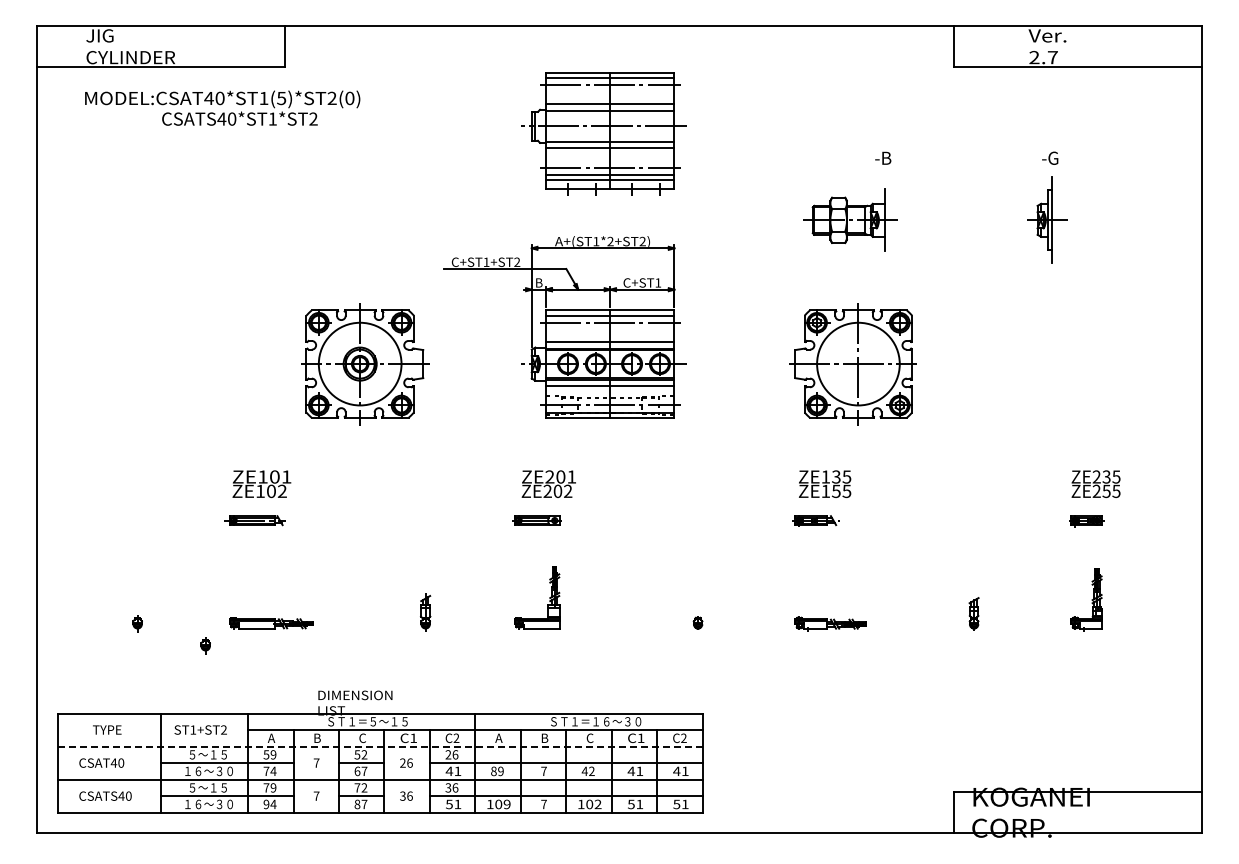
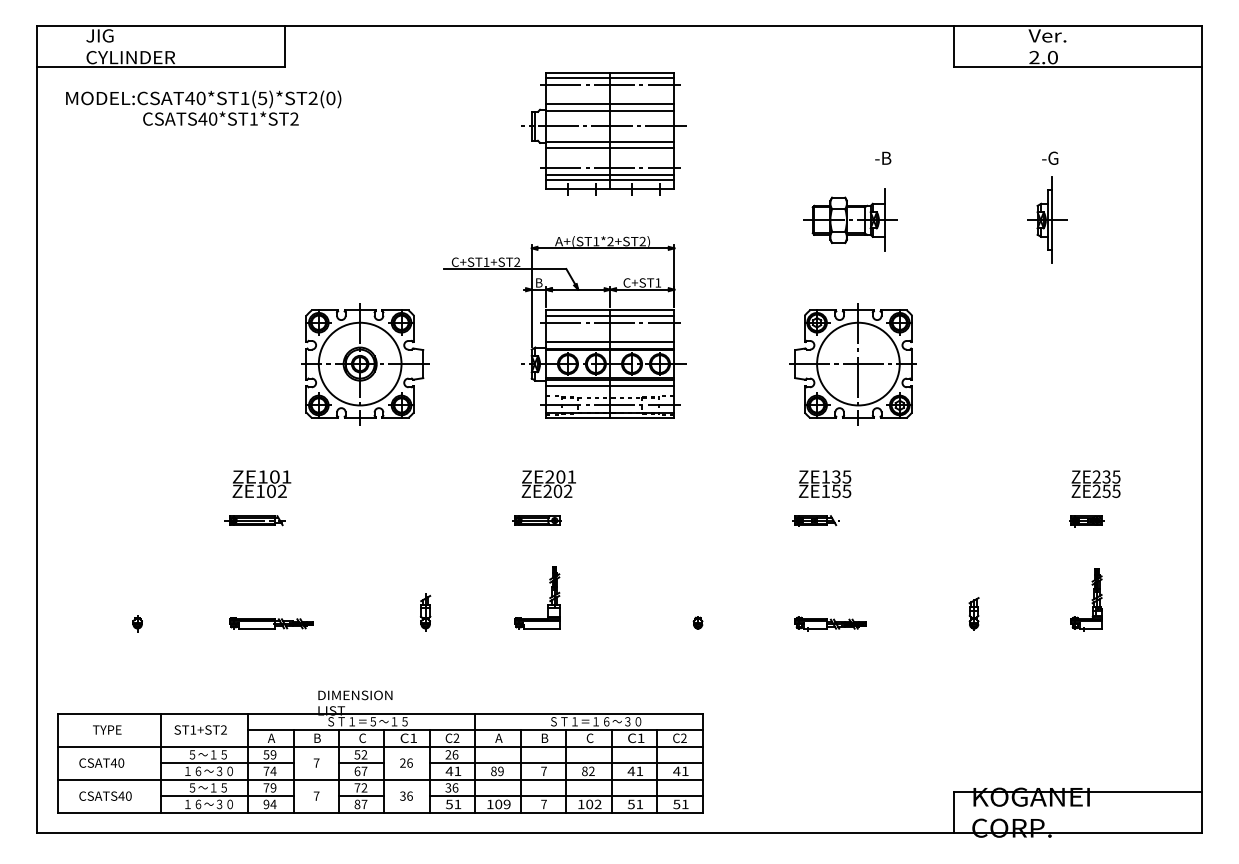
text: 2.7 -> 2.0 (1052, 57)
text position: (222, 107) -> (203, 107) (203, 107)
part: present -> none (205, 645)
line: dashed -> solid (380, 746)
text: 42 -> 82 (584, 771)
